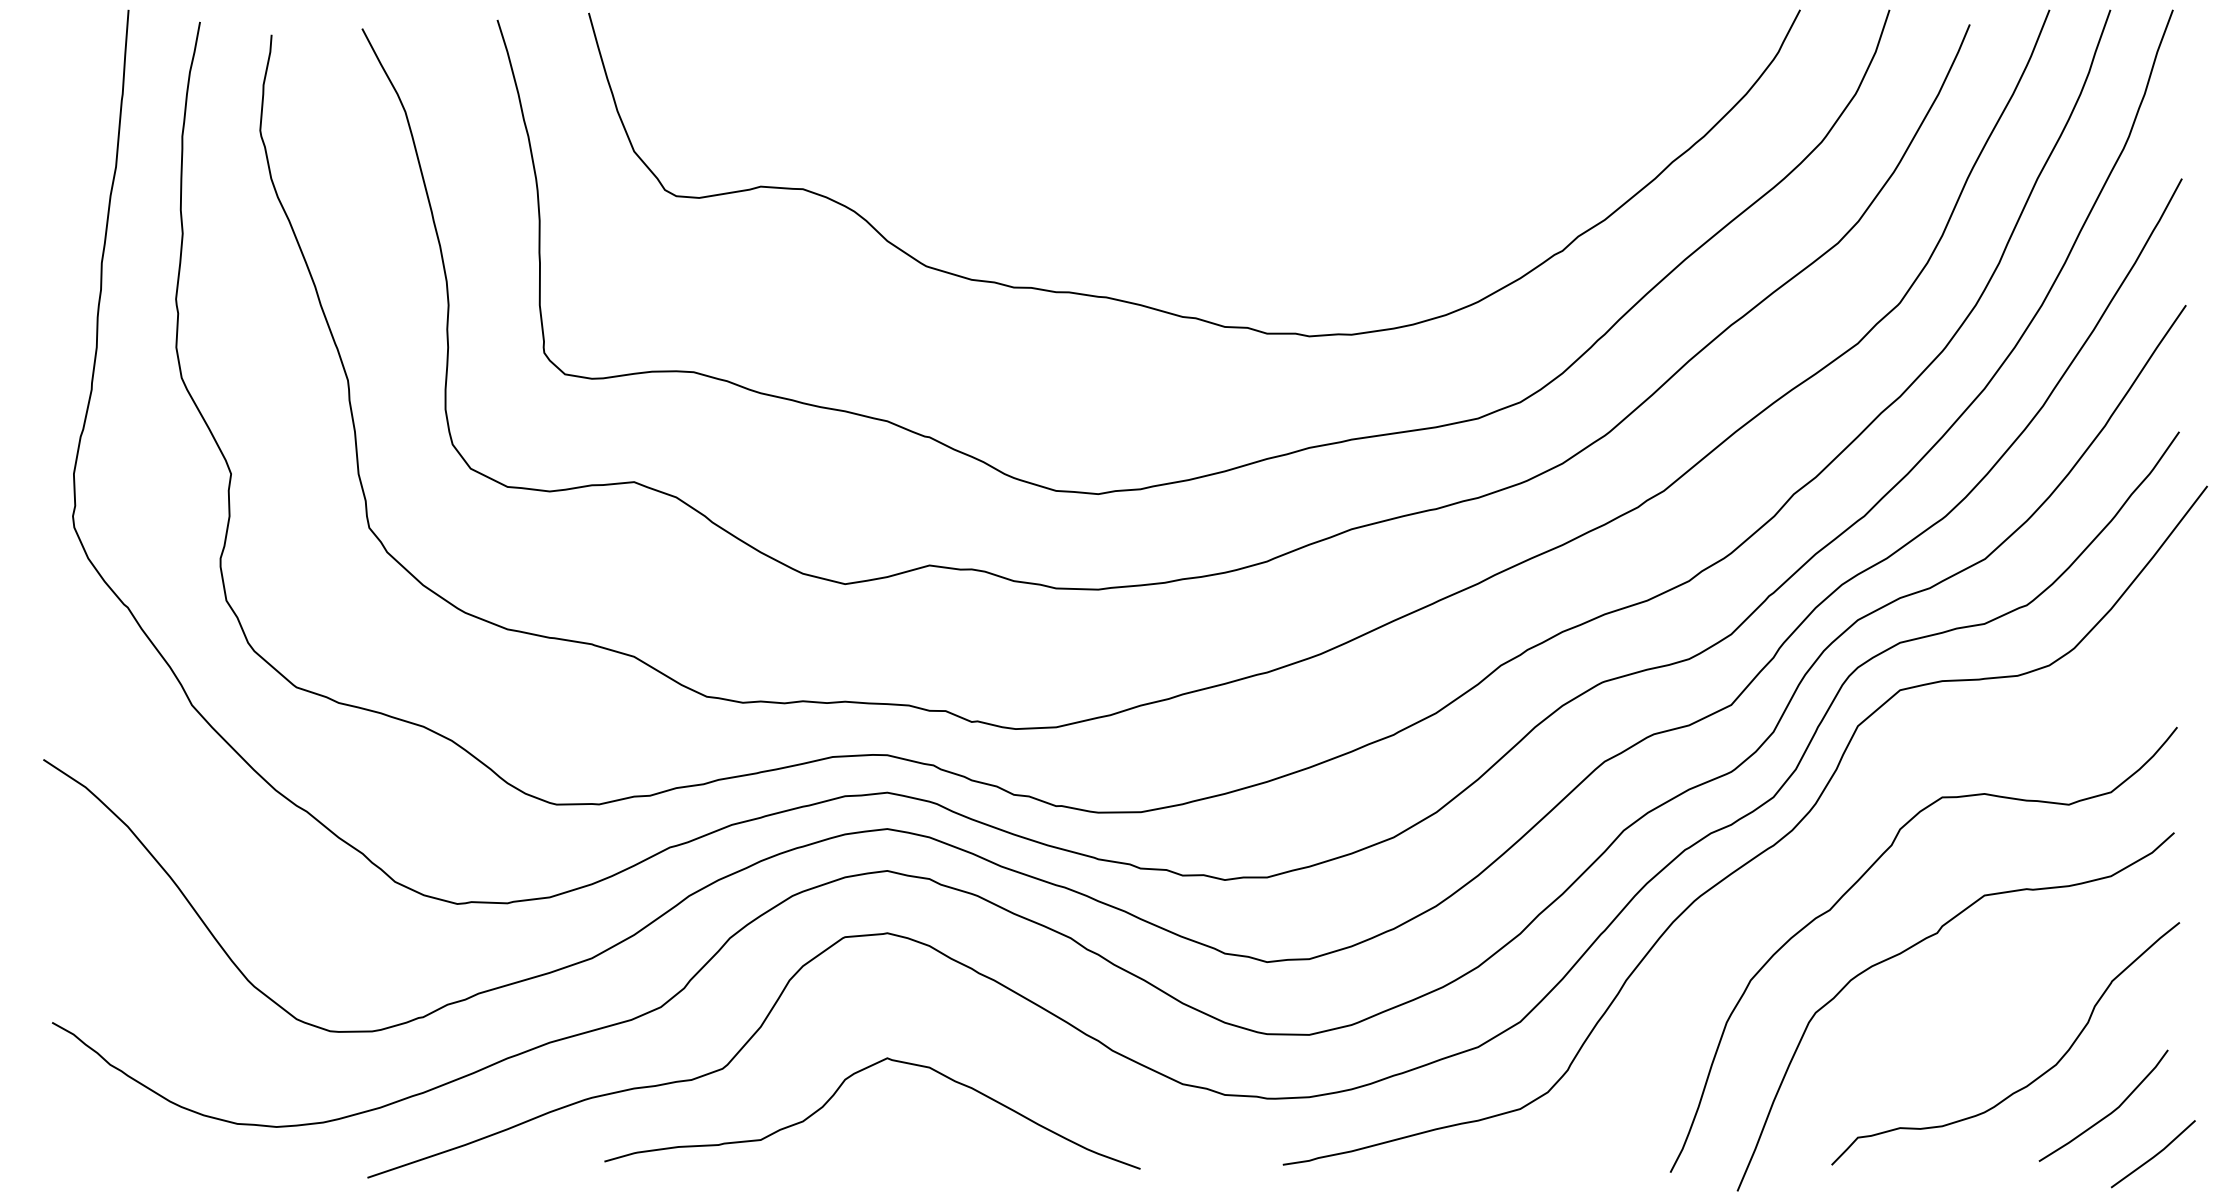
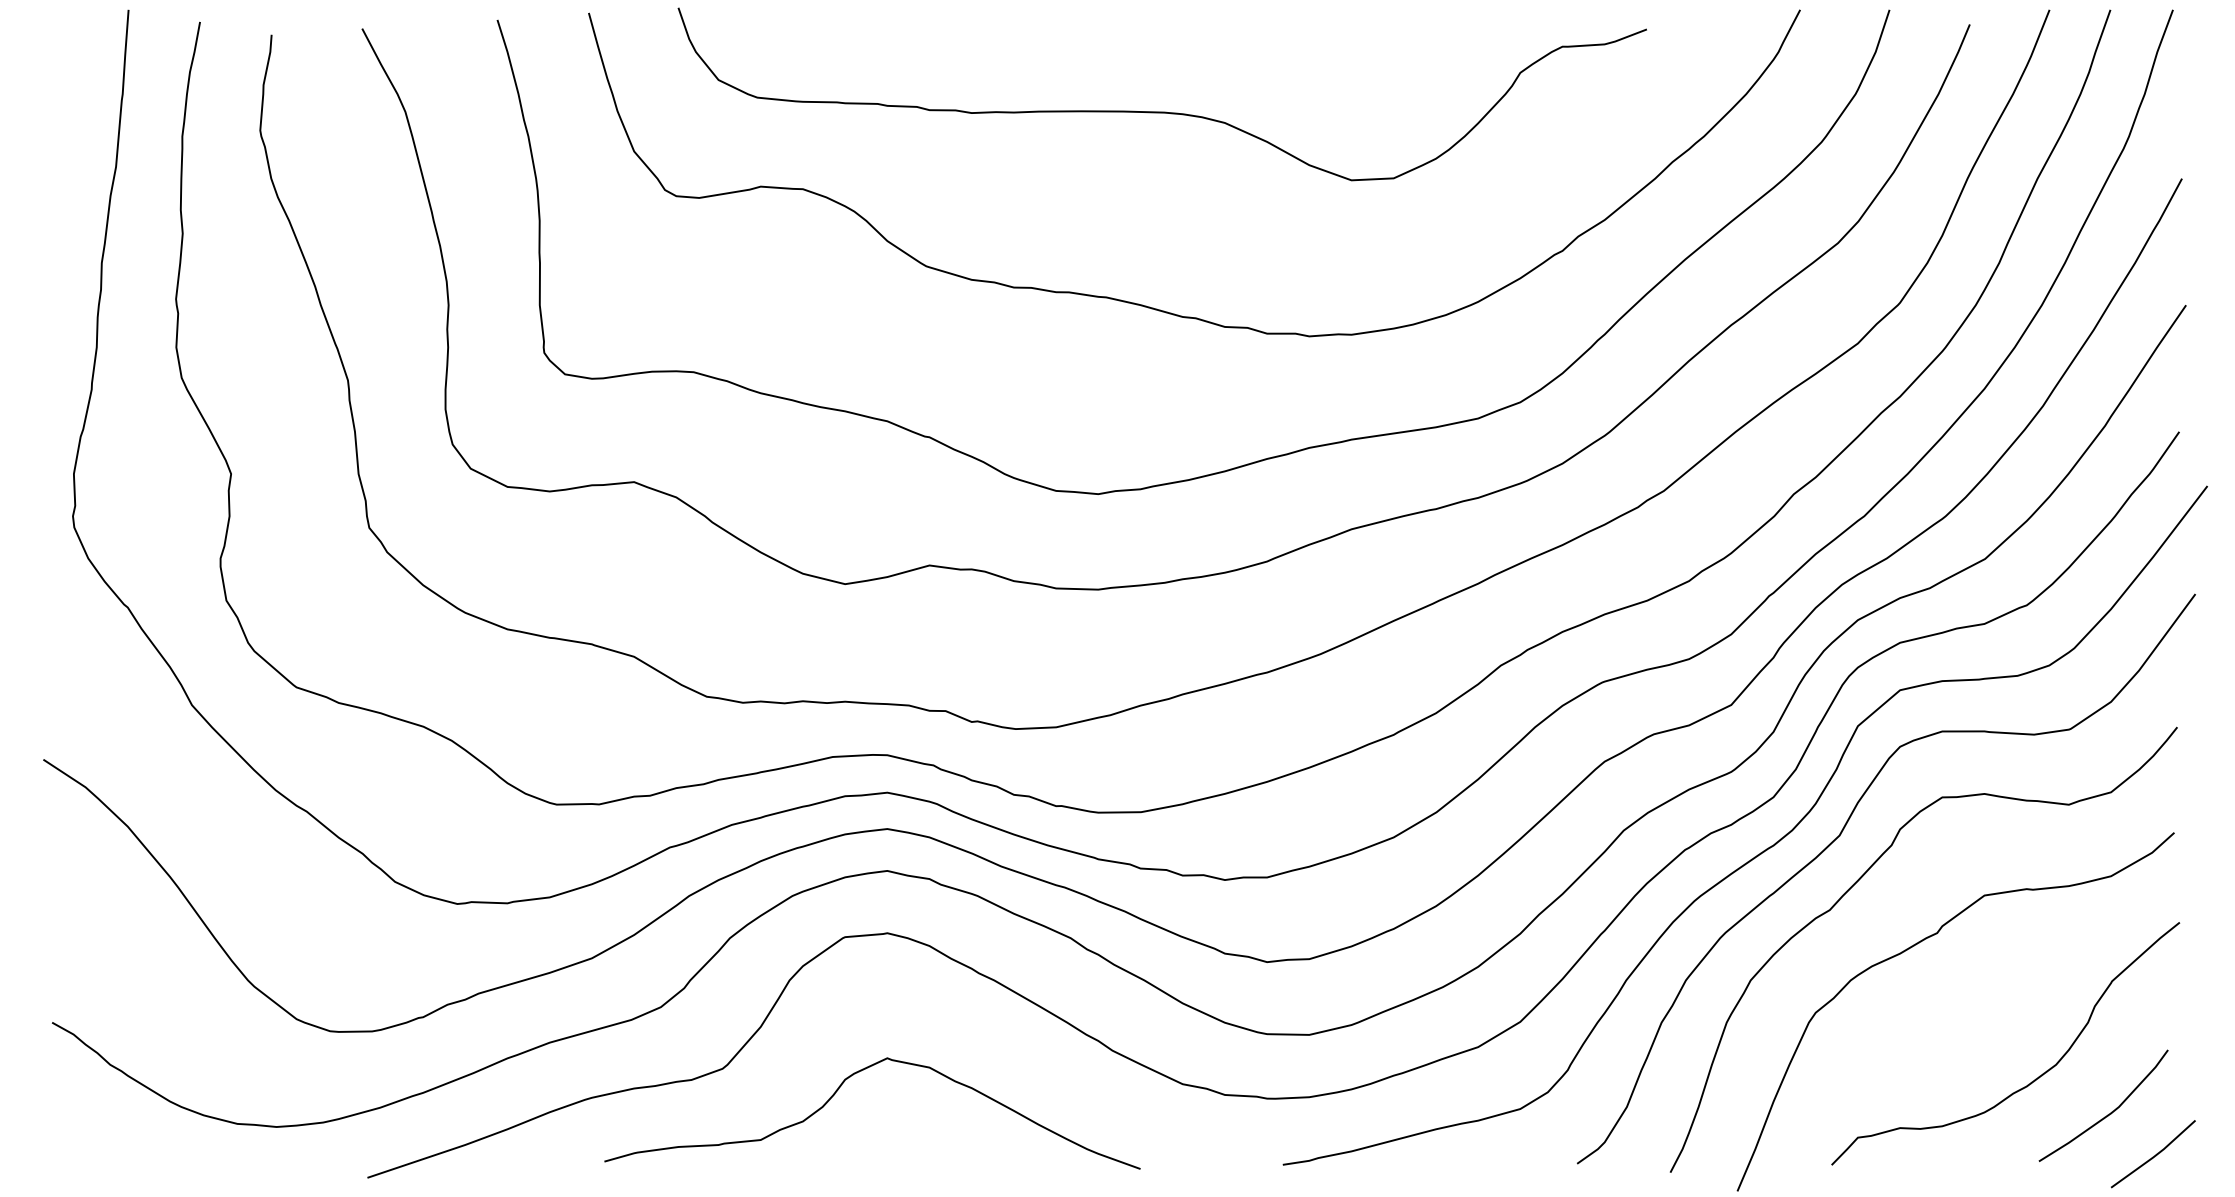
curve: none -> present (1161, 111)
curve: none -> present (1840, 836)
